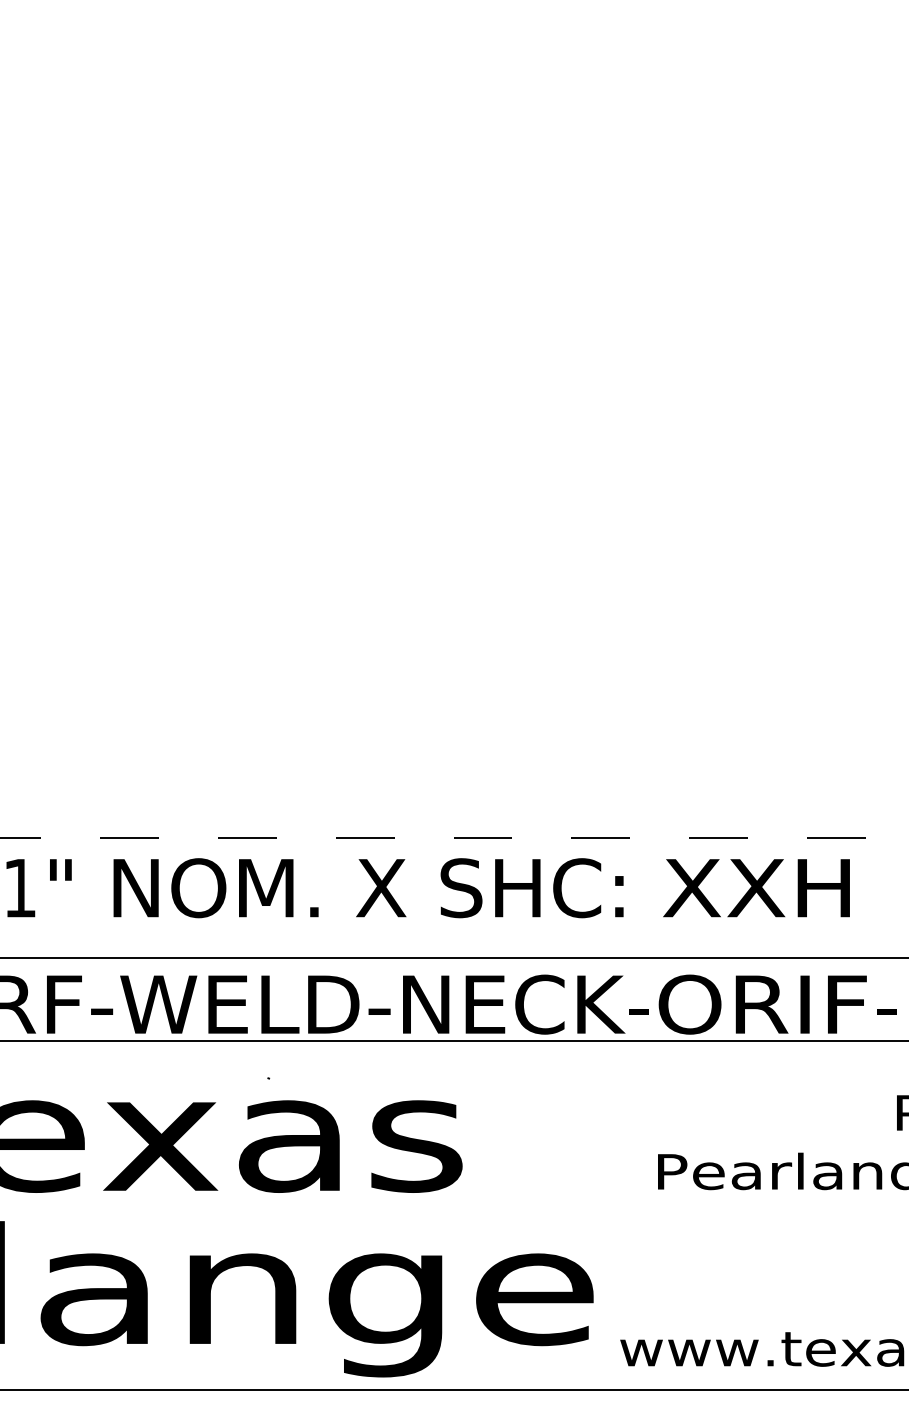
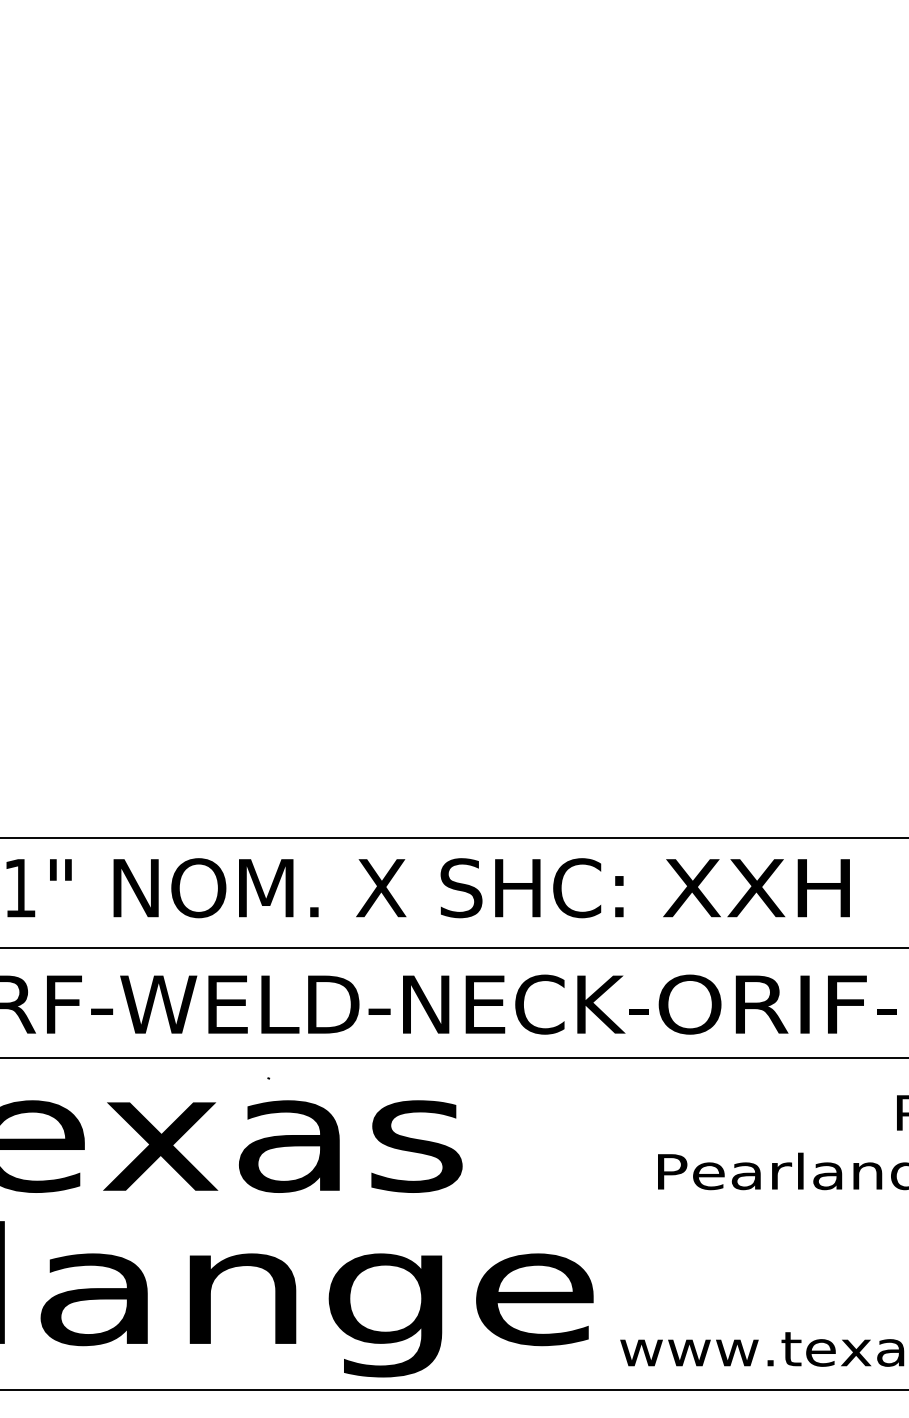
line: dashed -> solid (454, 837)
line position: (453, 958) -> (453, 948) (453, 948)
line position: (453, 1041) -> (453, 1058) (453, 1058)
